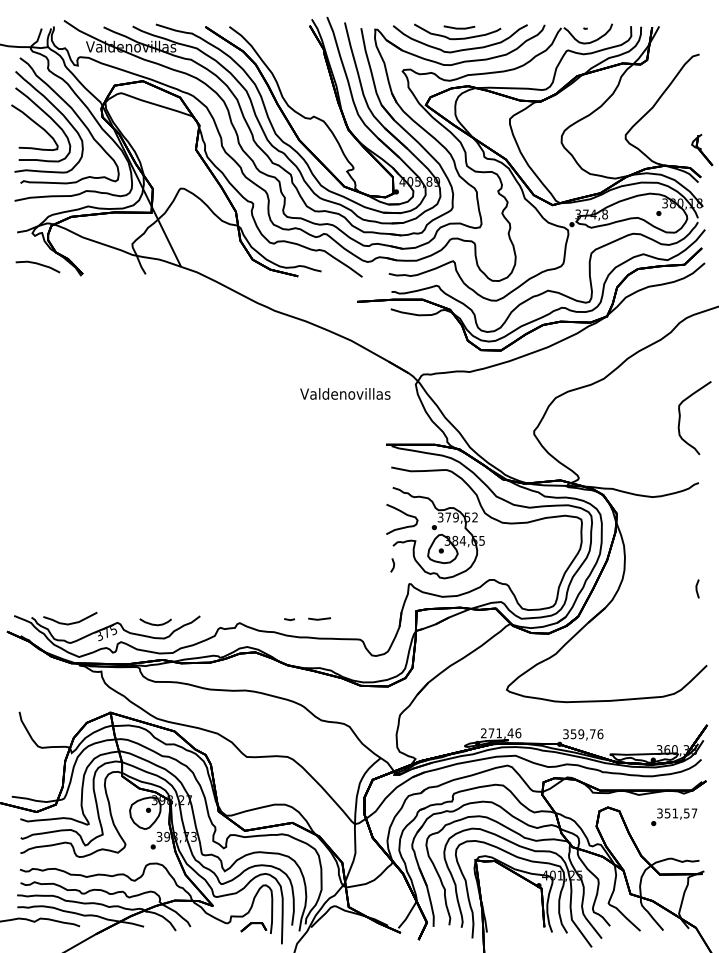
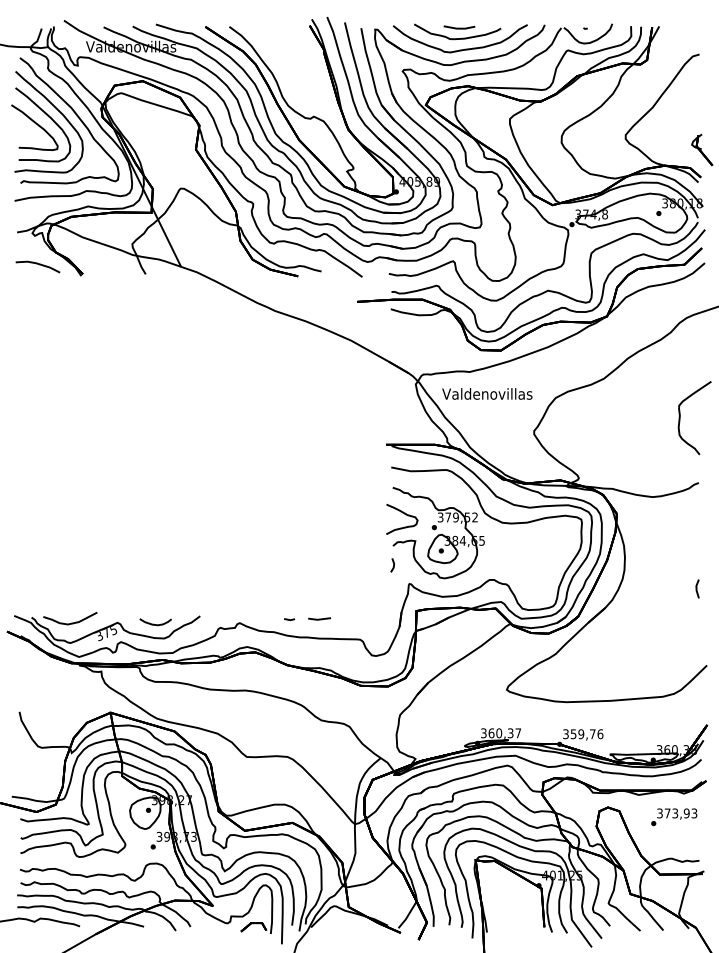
text position: (345, 393) -> (487, 393) (487, 393)
text: 271,46 -> 360,37 (501, 733)
text: 351,57 -> 373,93 (680, 813)
